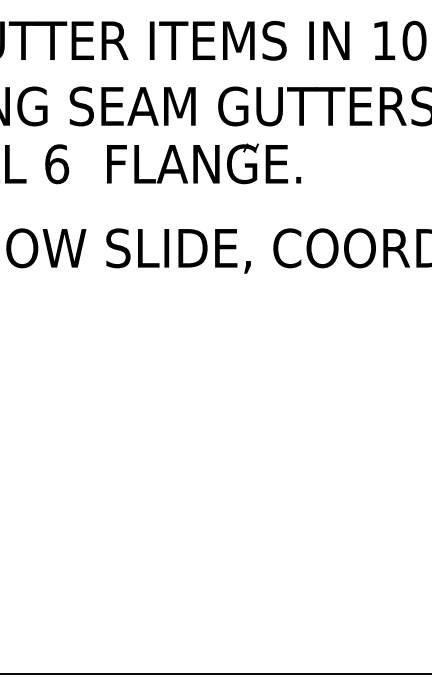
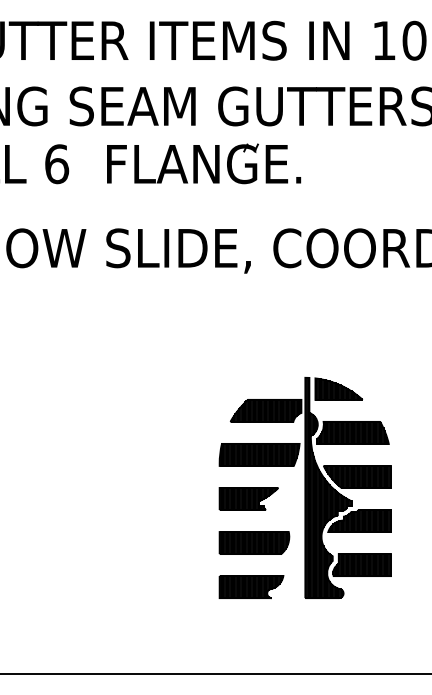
part: none -> present (304, 488)
